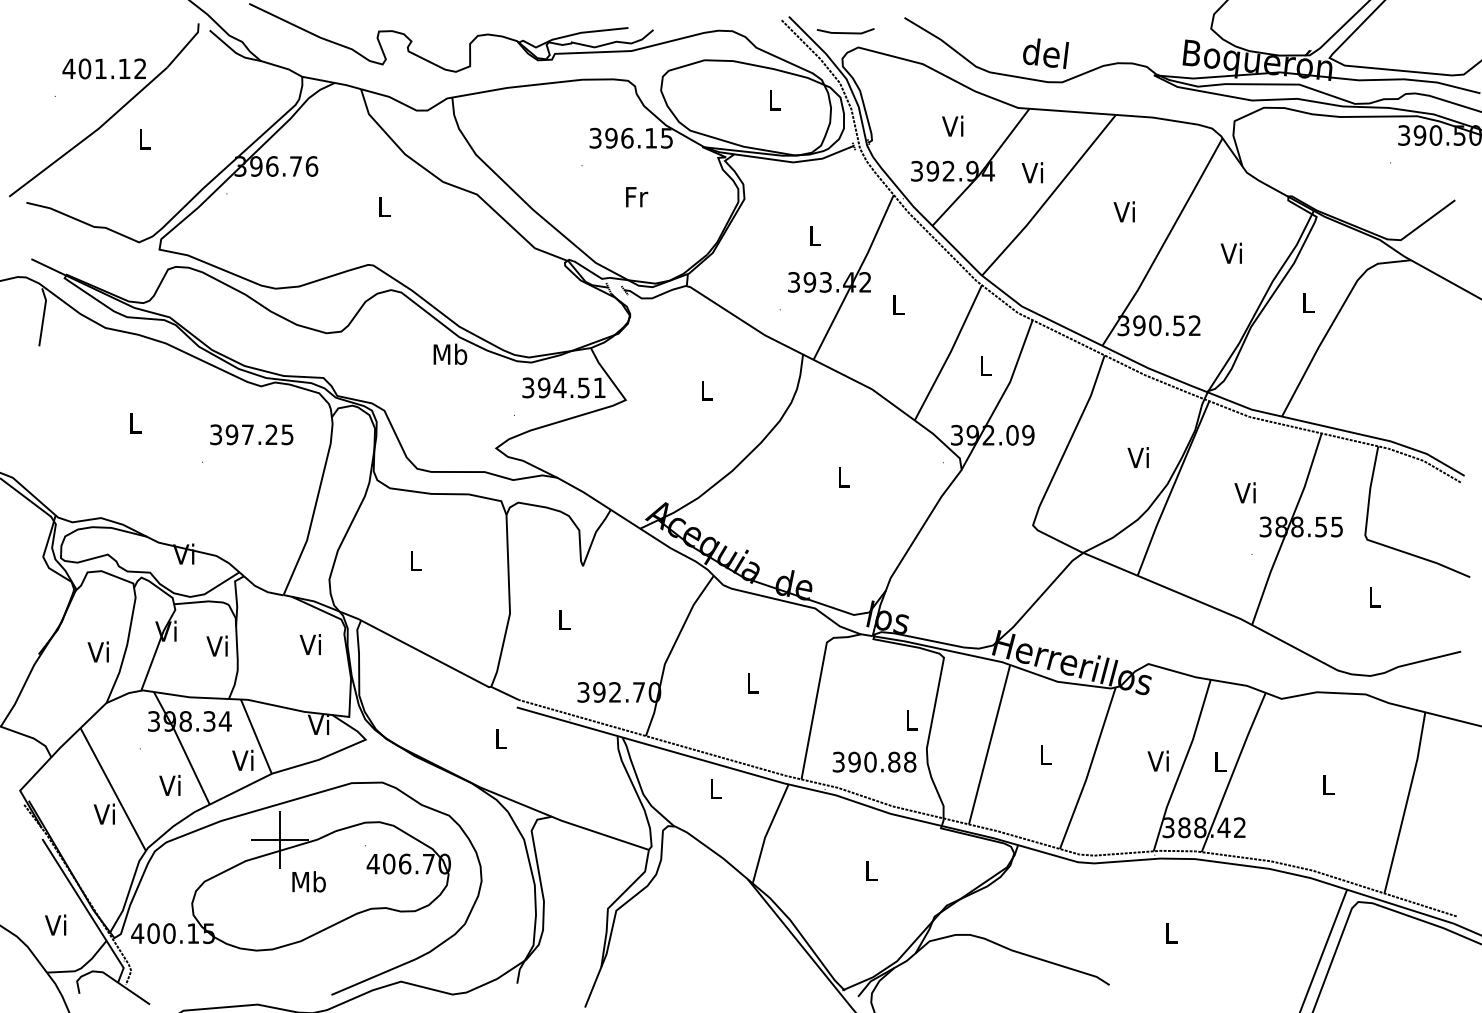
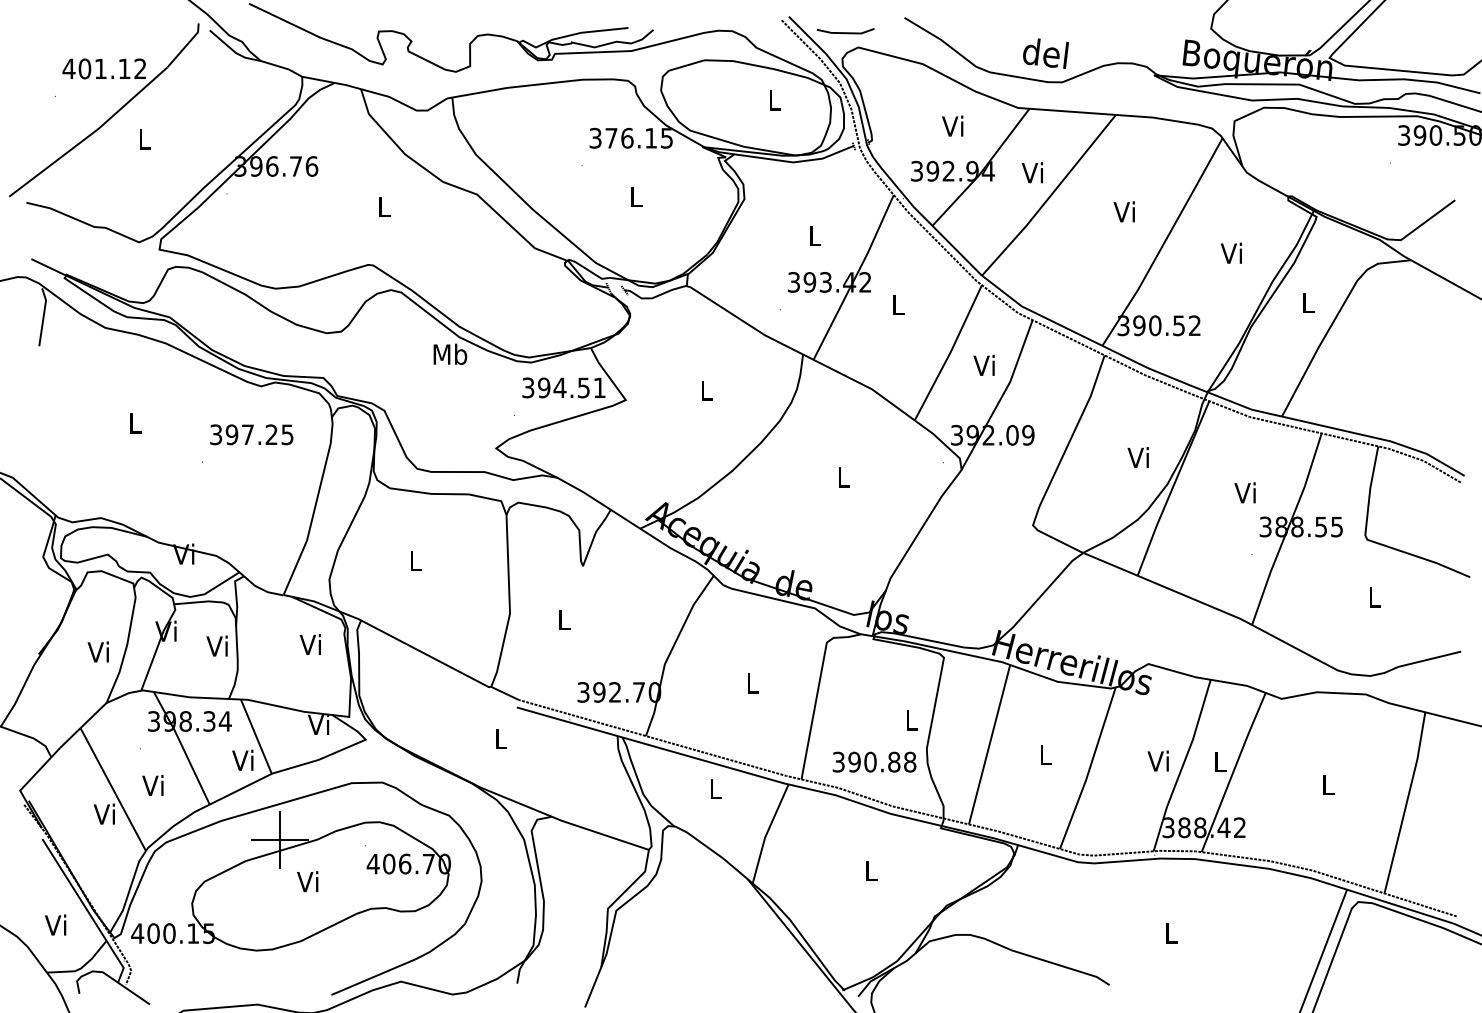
text: 396.15 -> 376.15 (611, 137)
text: Fr -> L (637, 197)
text: L -> Vi (983, 364)
text position: (169, 785) -> (152, 785) (152, 785)
text: Mb -> Vi (308, 881)
